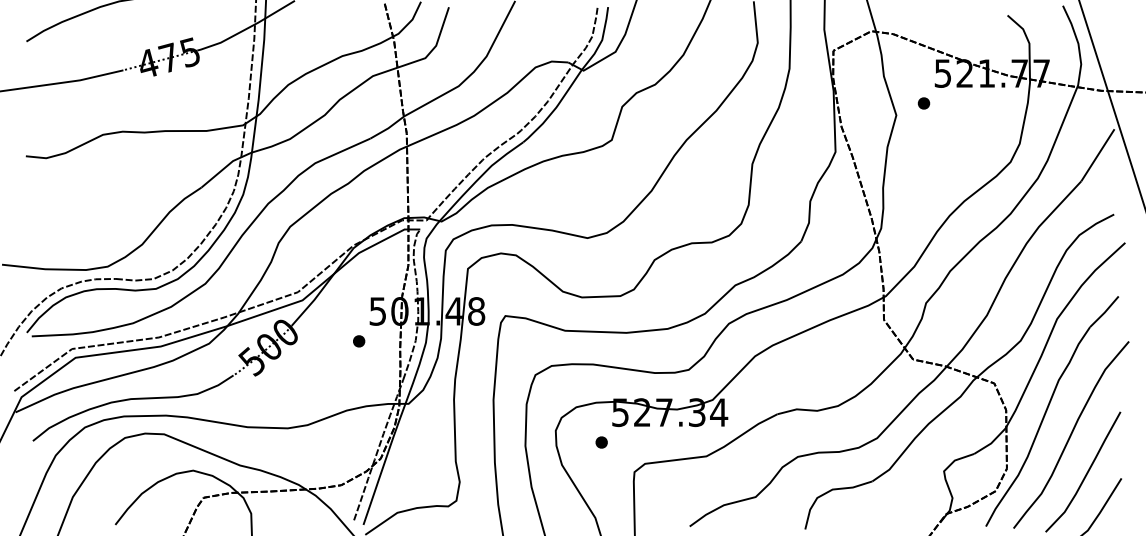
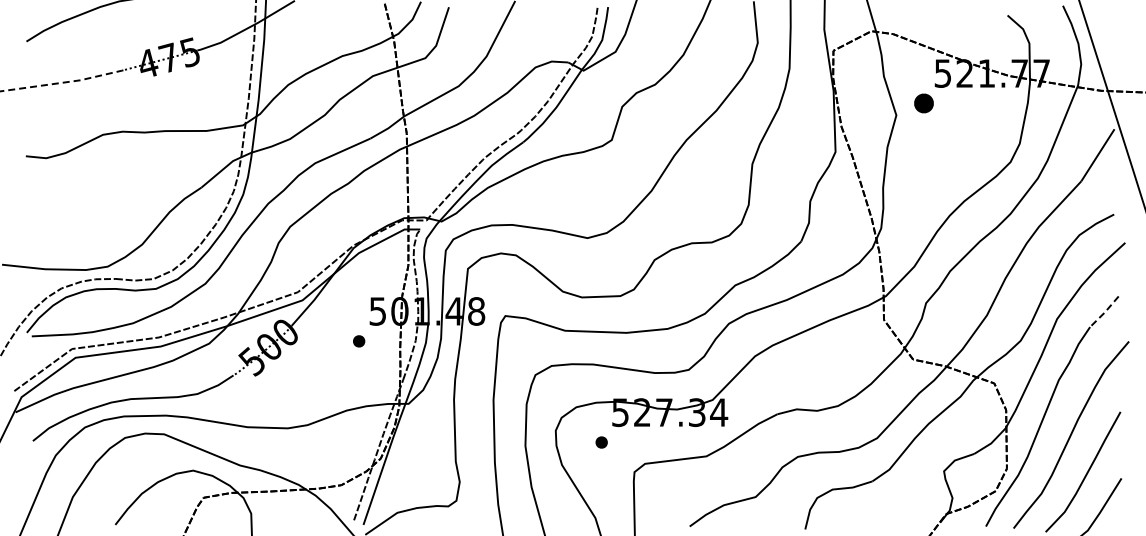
line: solid -> dashed (63, 82)
part size: 14x13 px -> 20x21 px (923, 103)
line: solid -> dashed (1104, 312)
